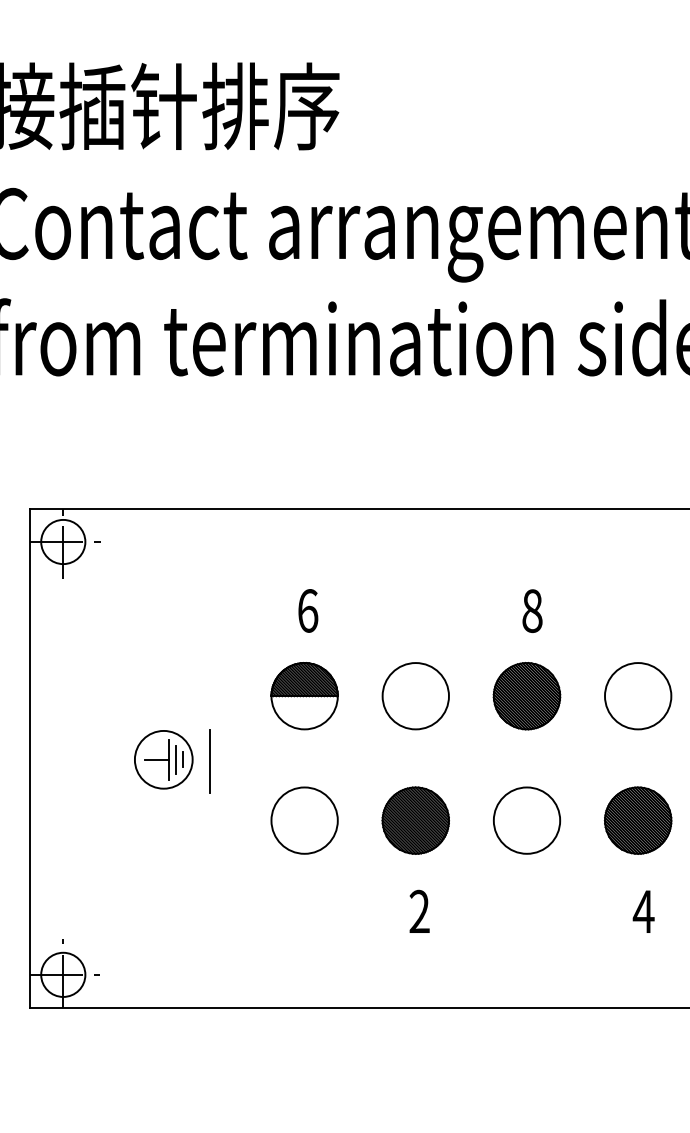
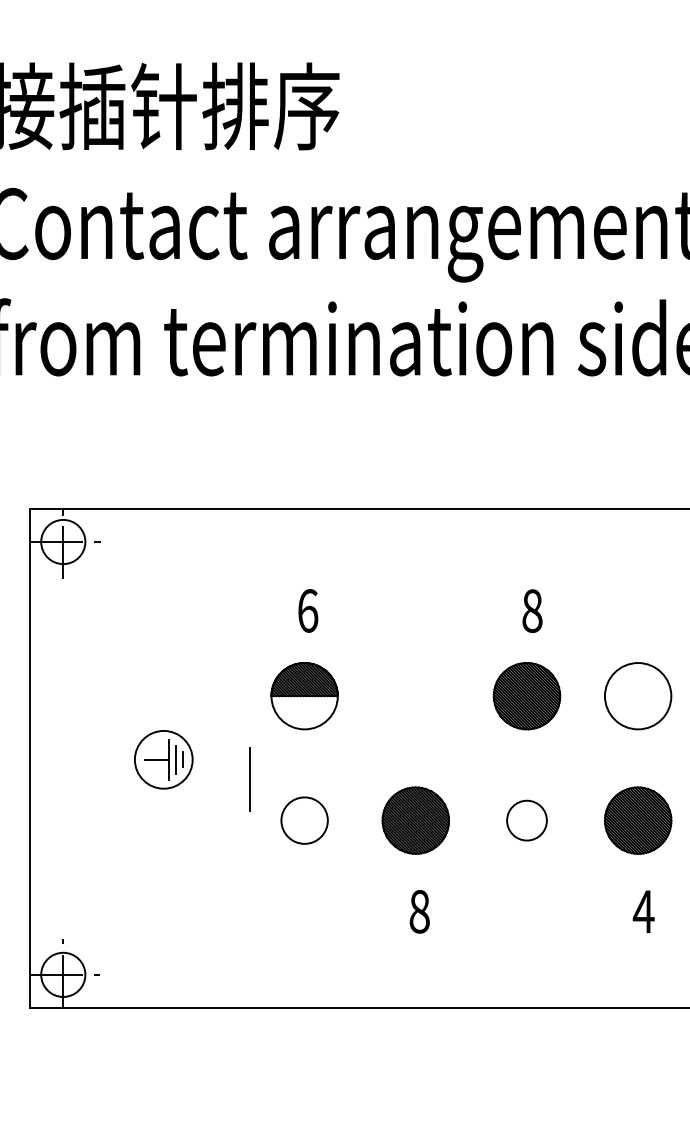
circle: present -> none (415, 696)
line position: (209, 761) -> (249, 779) (249, 779)
circle diameter: 66 px -> 46 px (304, 820)
circle diameter: 66 px -> 40 px (526, 820)
text: 2 -> 8 (419, 911)
